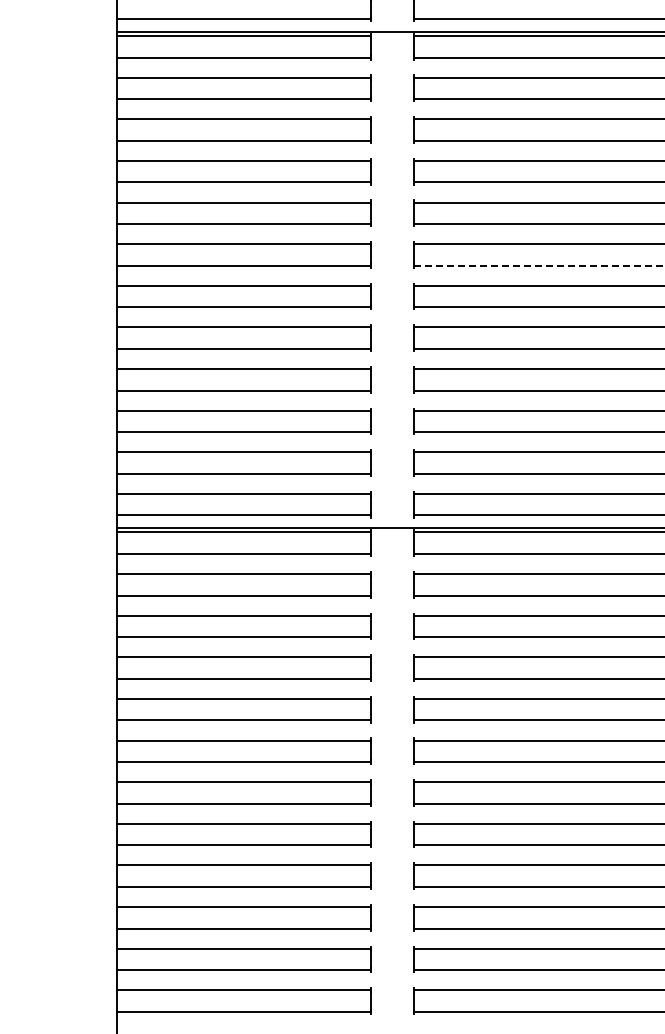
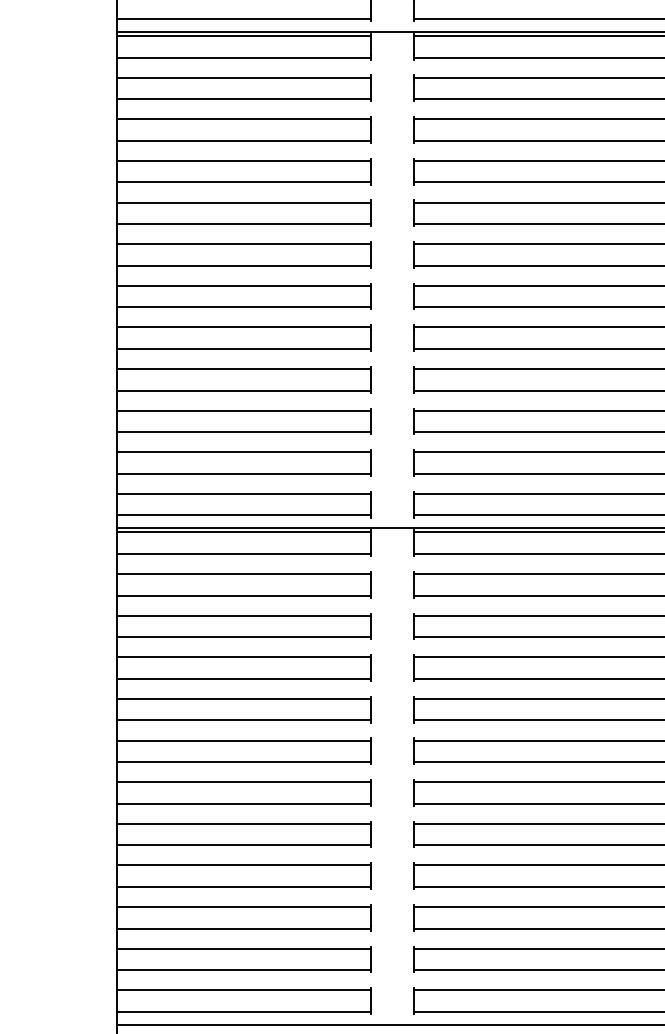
line: dashed -> solid (540, 265)
line: none -> present (389, 1024)
